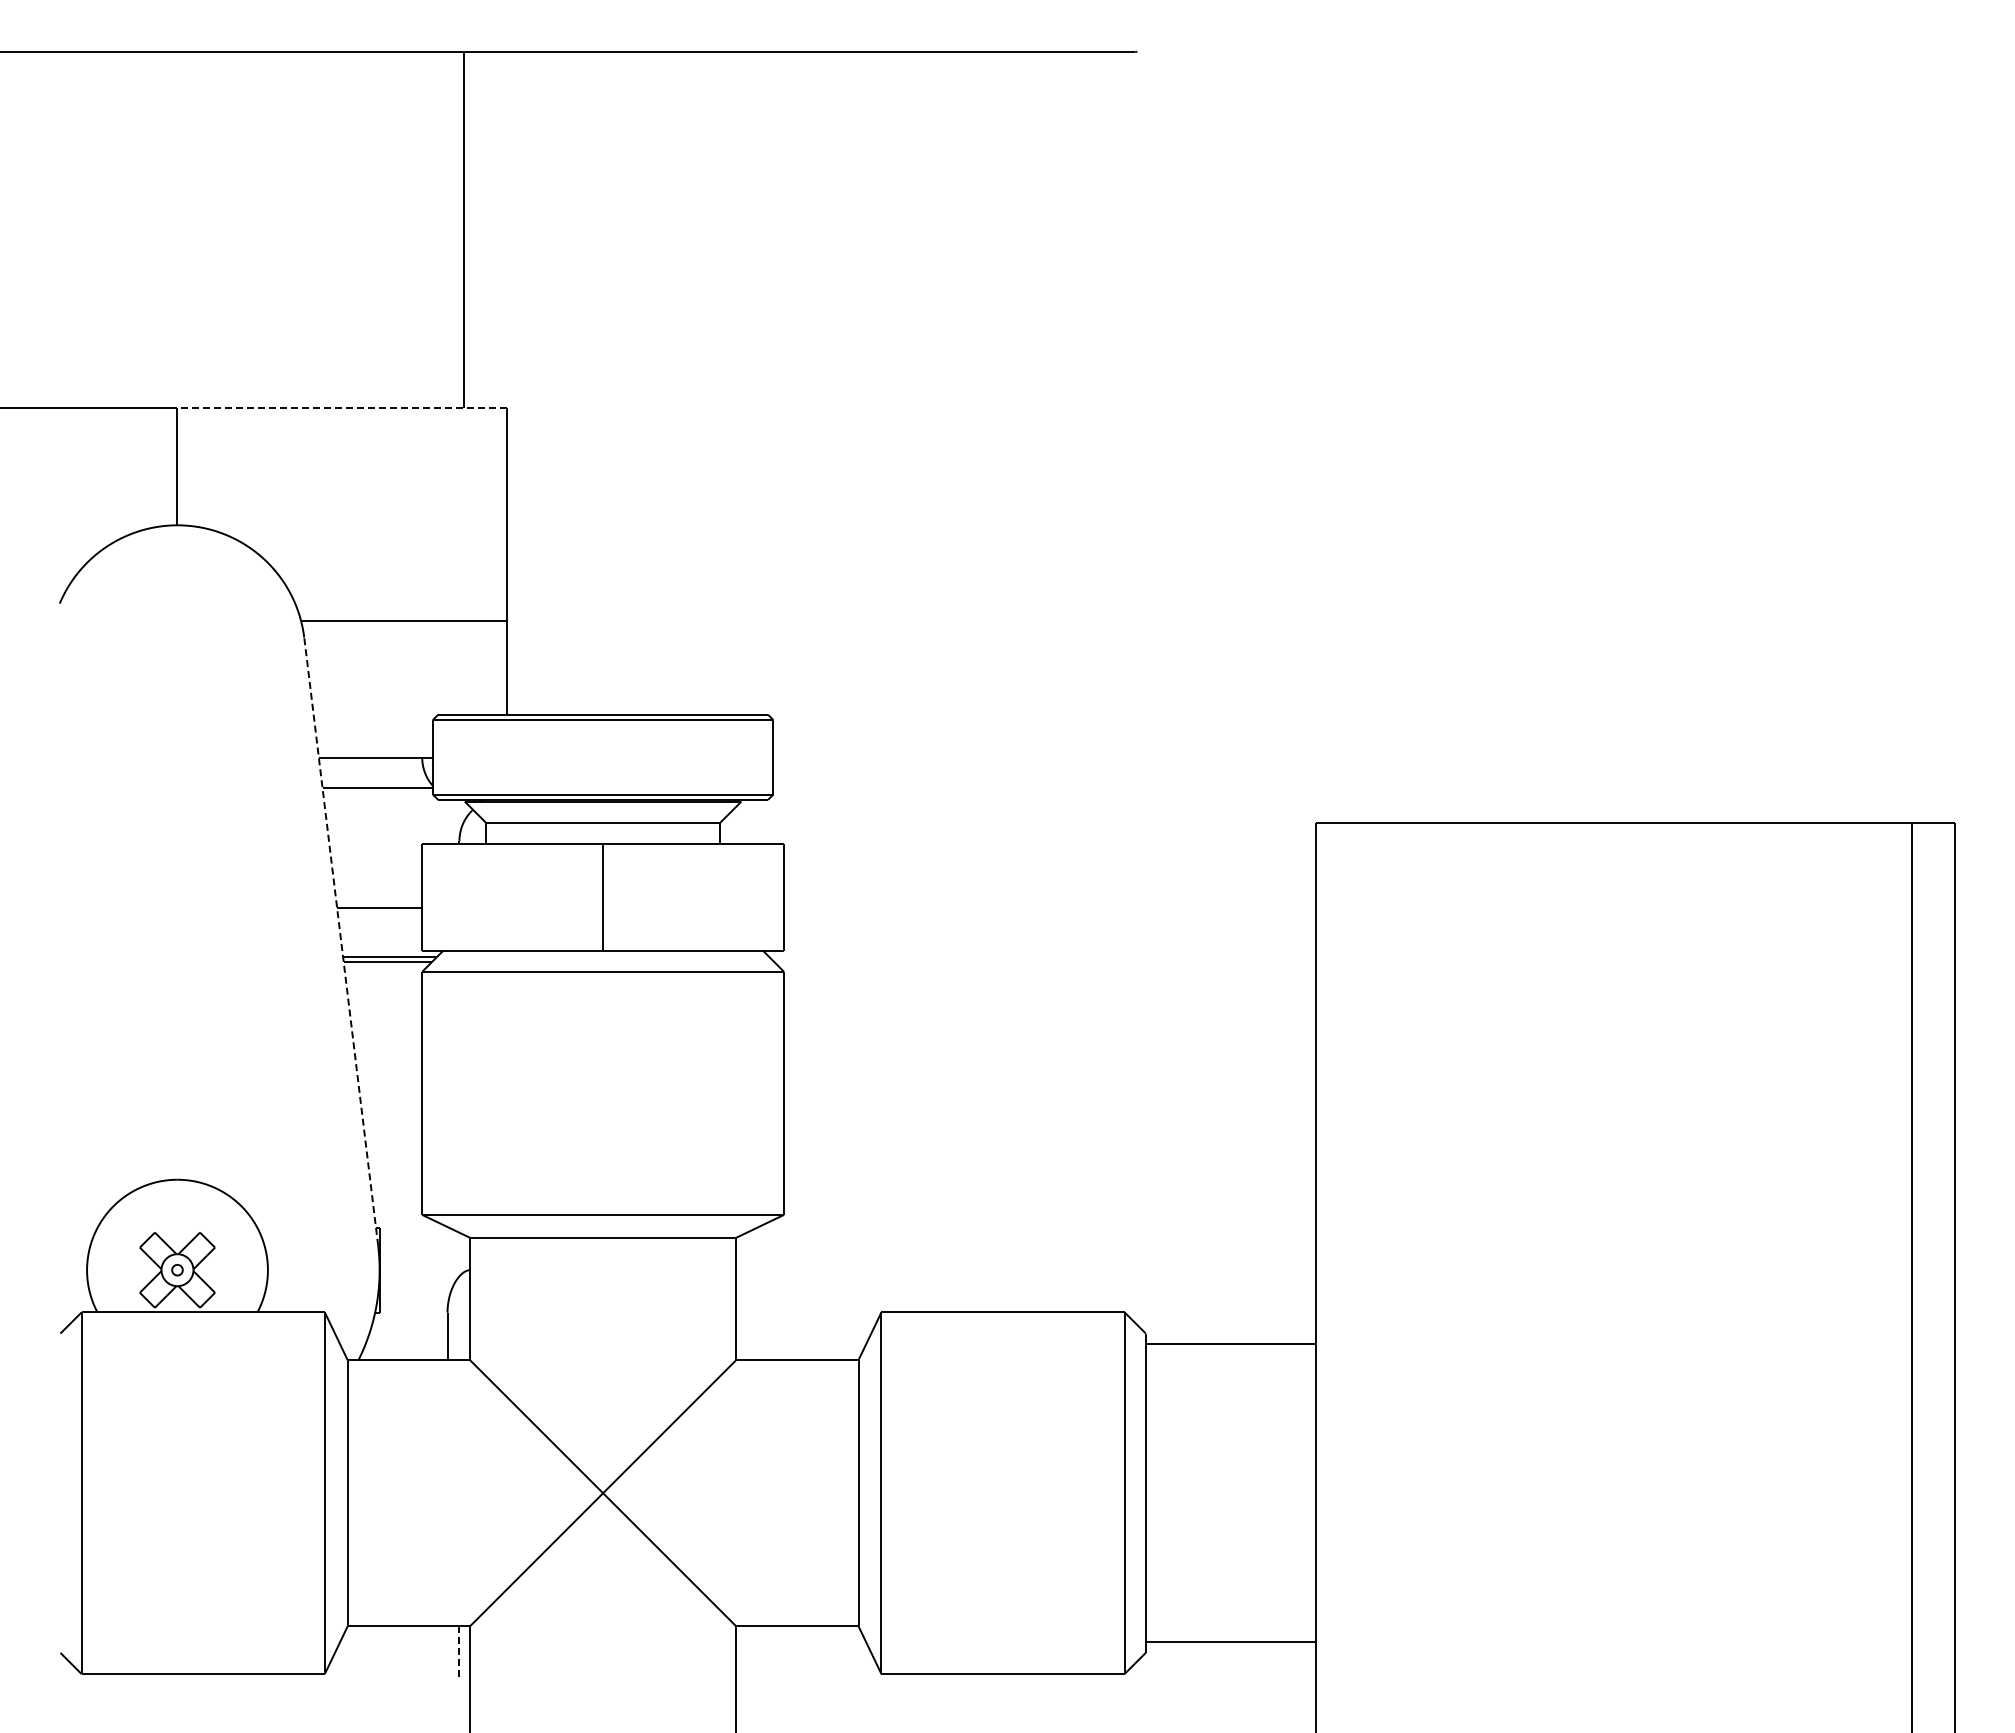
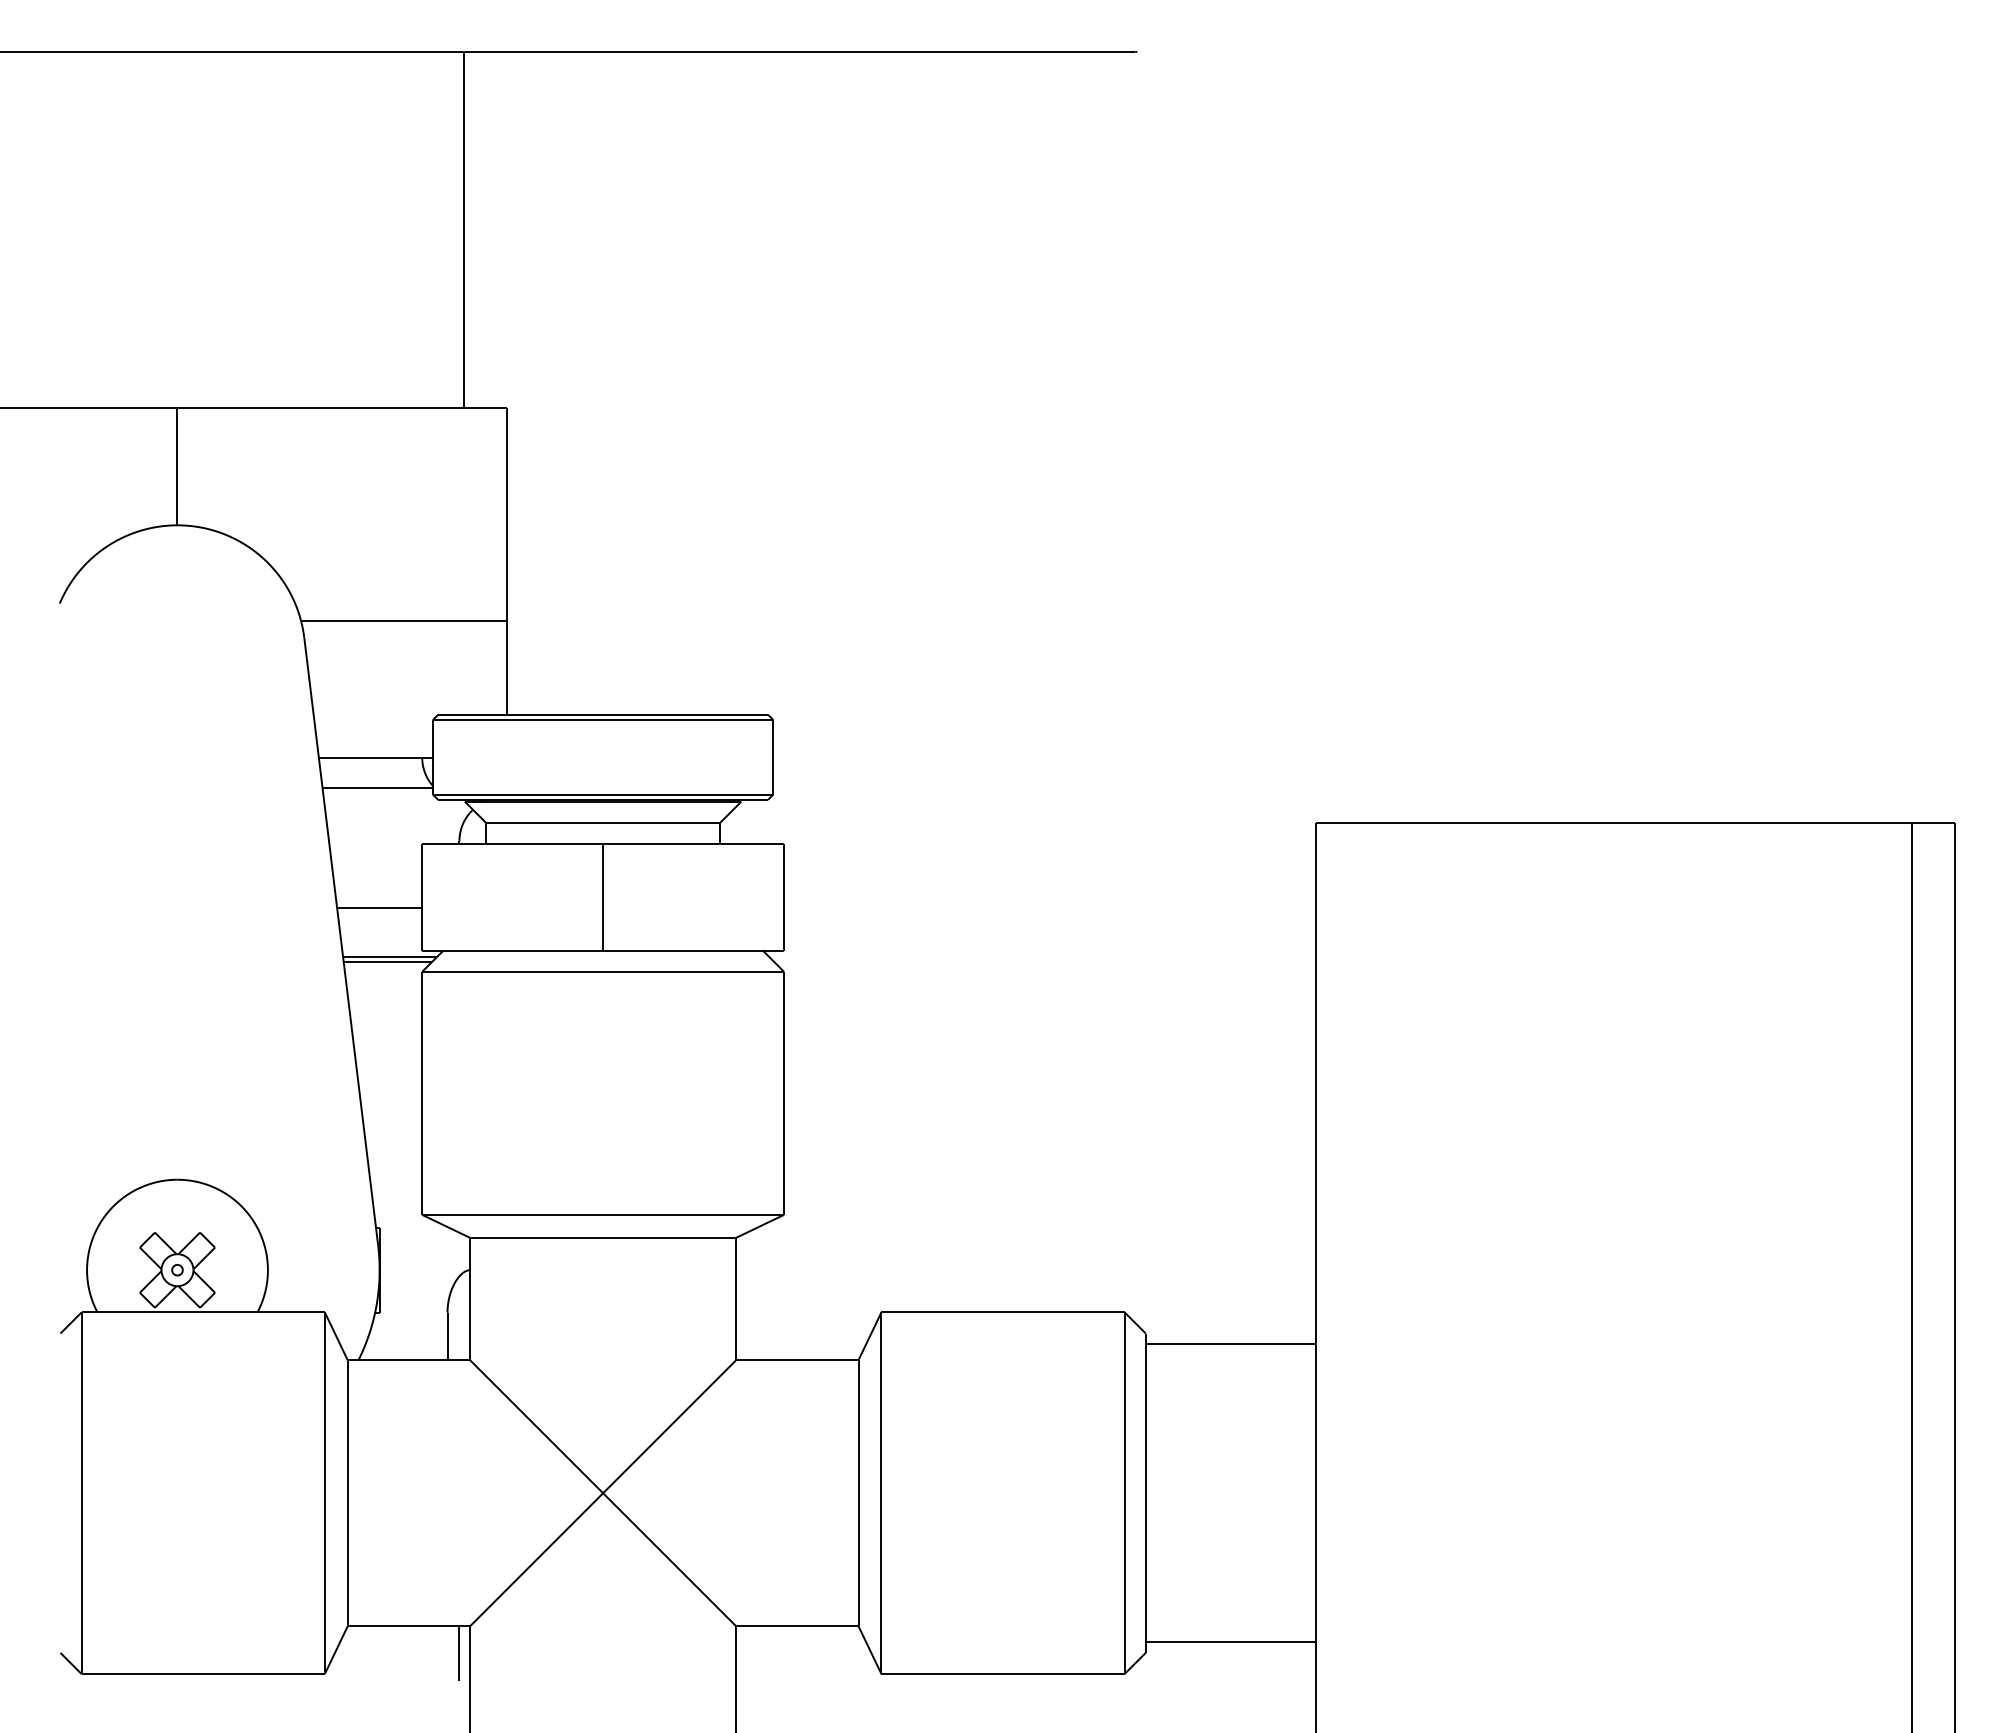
line: dashed -> solid (342, 408)
line: dashed -> solid (341, 941)
line: dashed -> solid (458, 1654)
